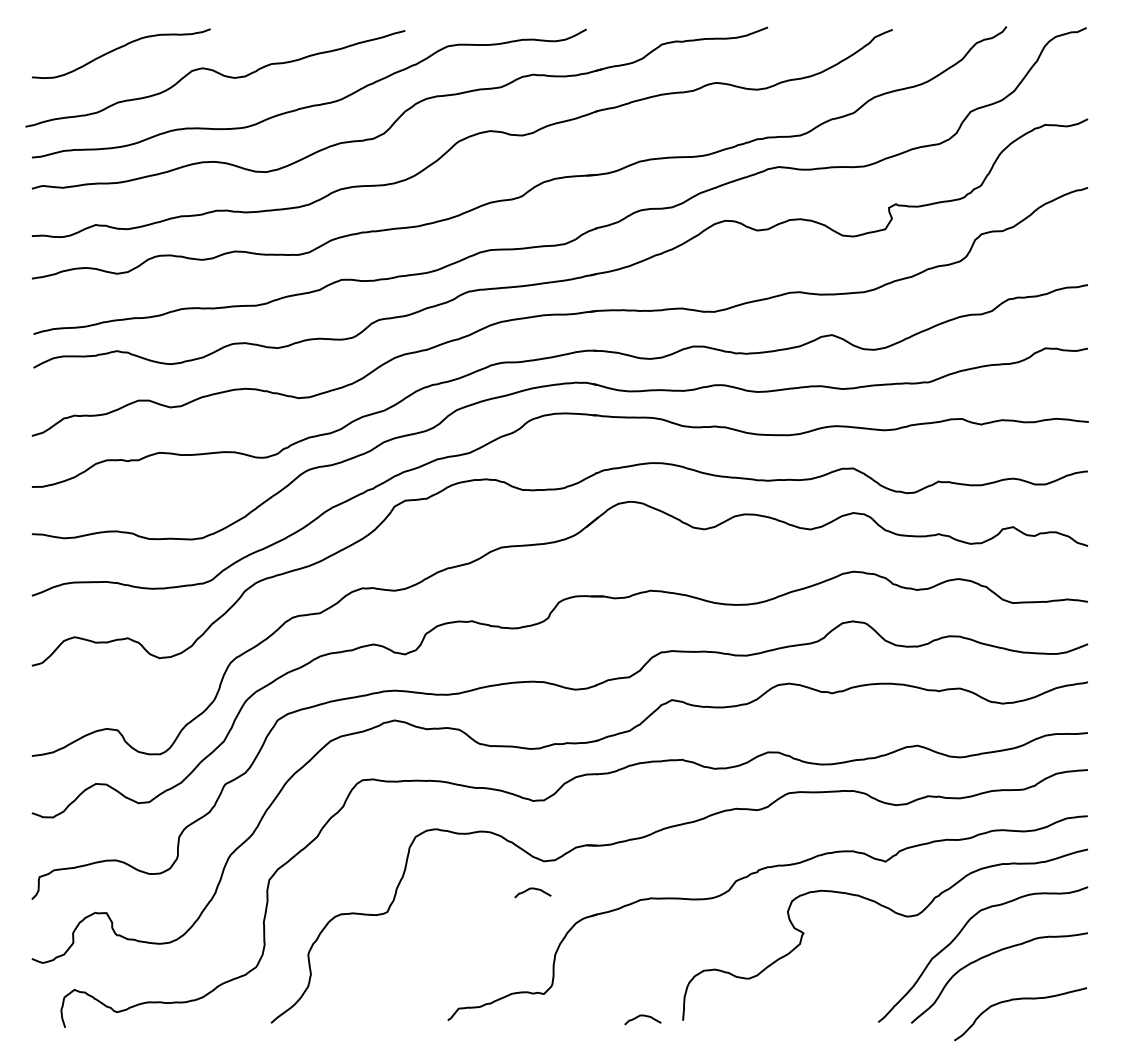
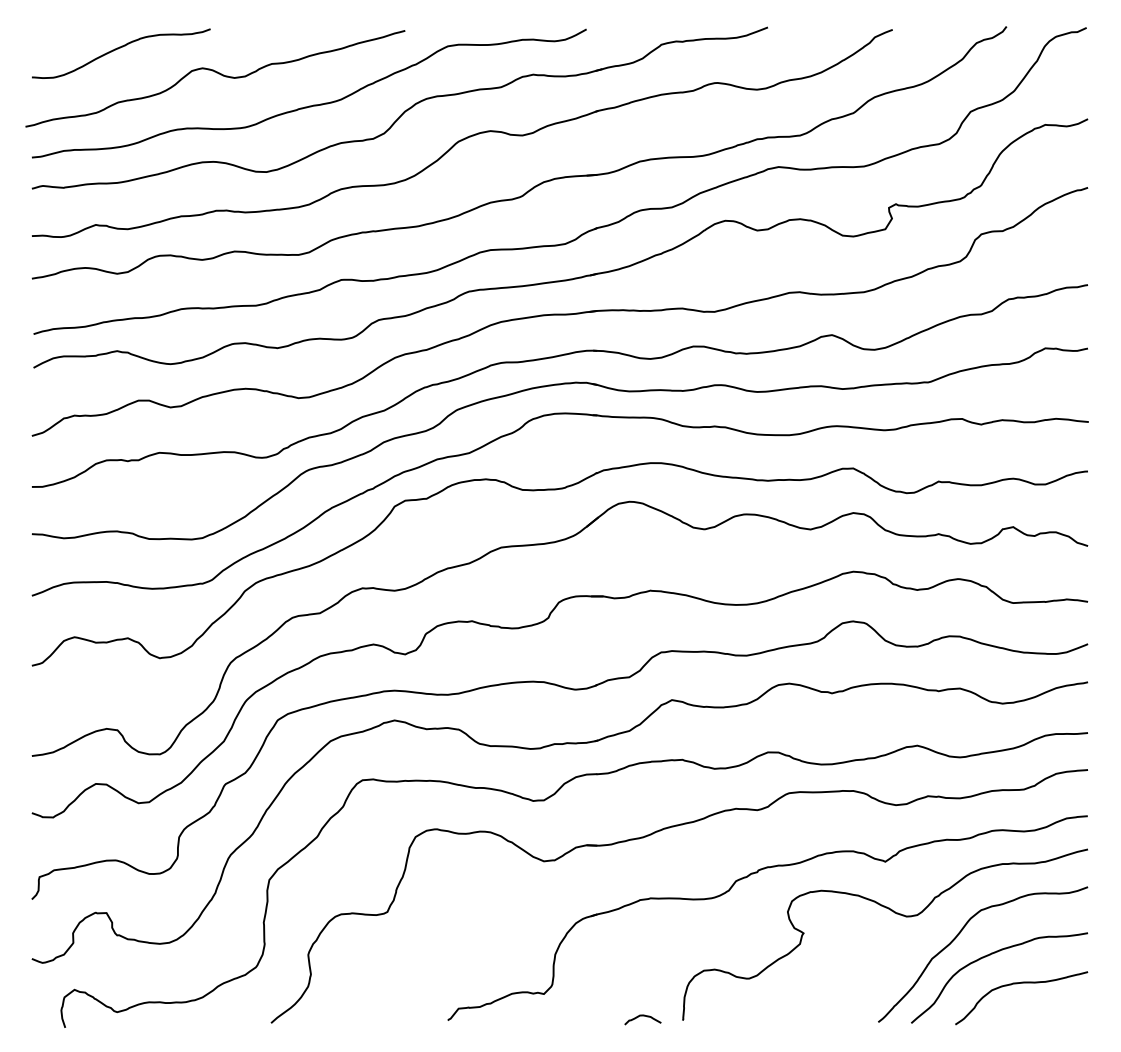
curve: present -> none (532, 889)
curve position: (1016, 1000) -> (1017, 984) (1017, 984)
